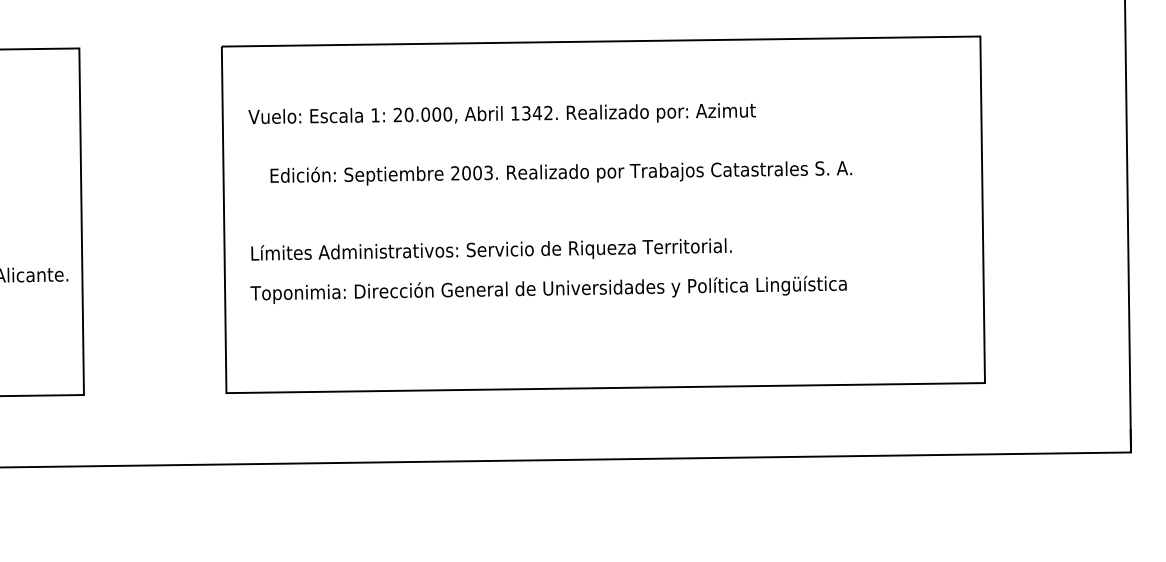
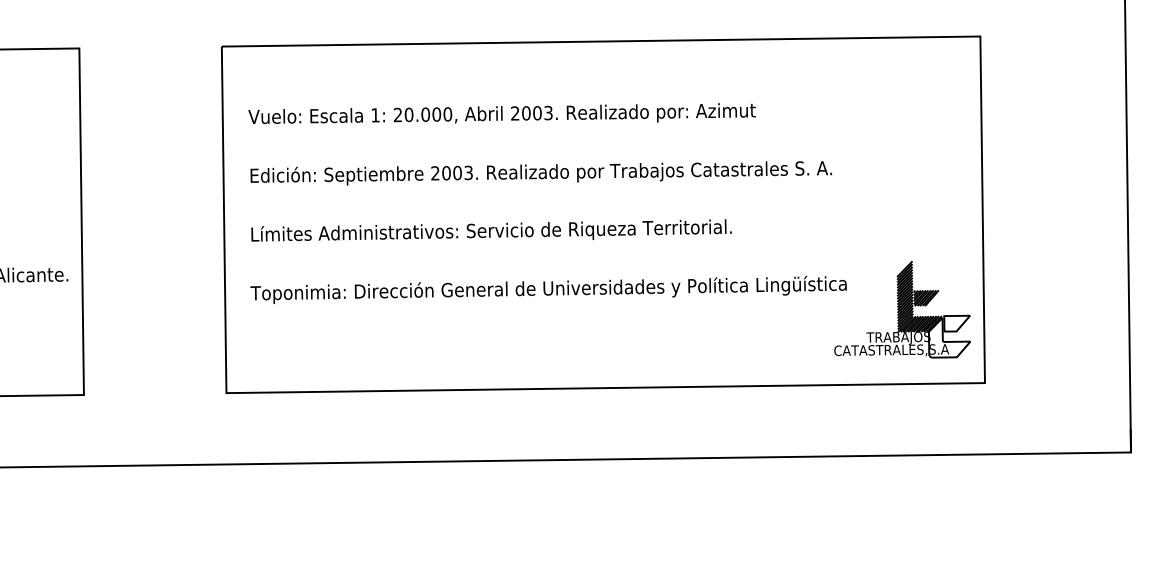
text: 1342. -> 2003. (531, 113)
text position: (561, 173) -> (541, 173) (541, 173)
text position: (491, 249) -> (491, 230) (491, 230)
part: none -> present (902, 309)
